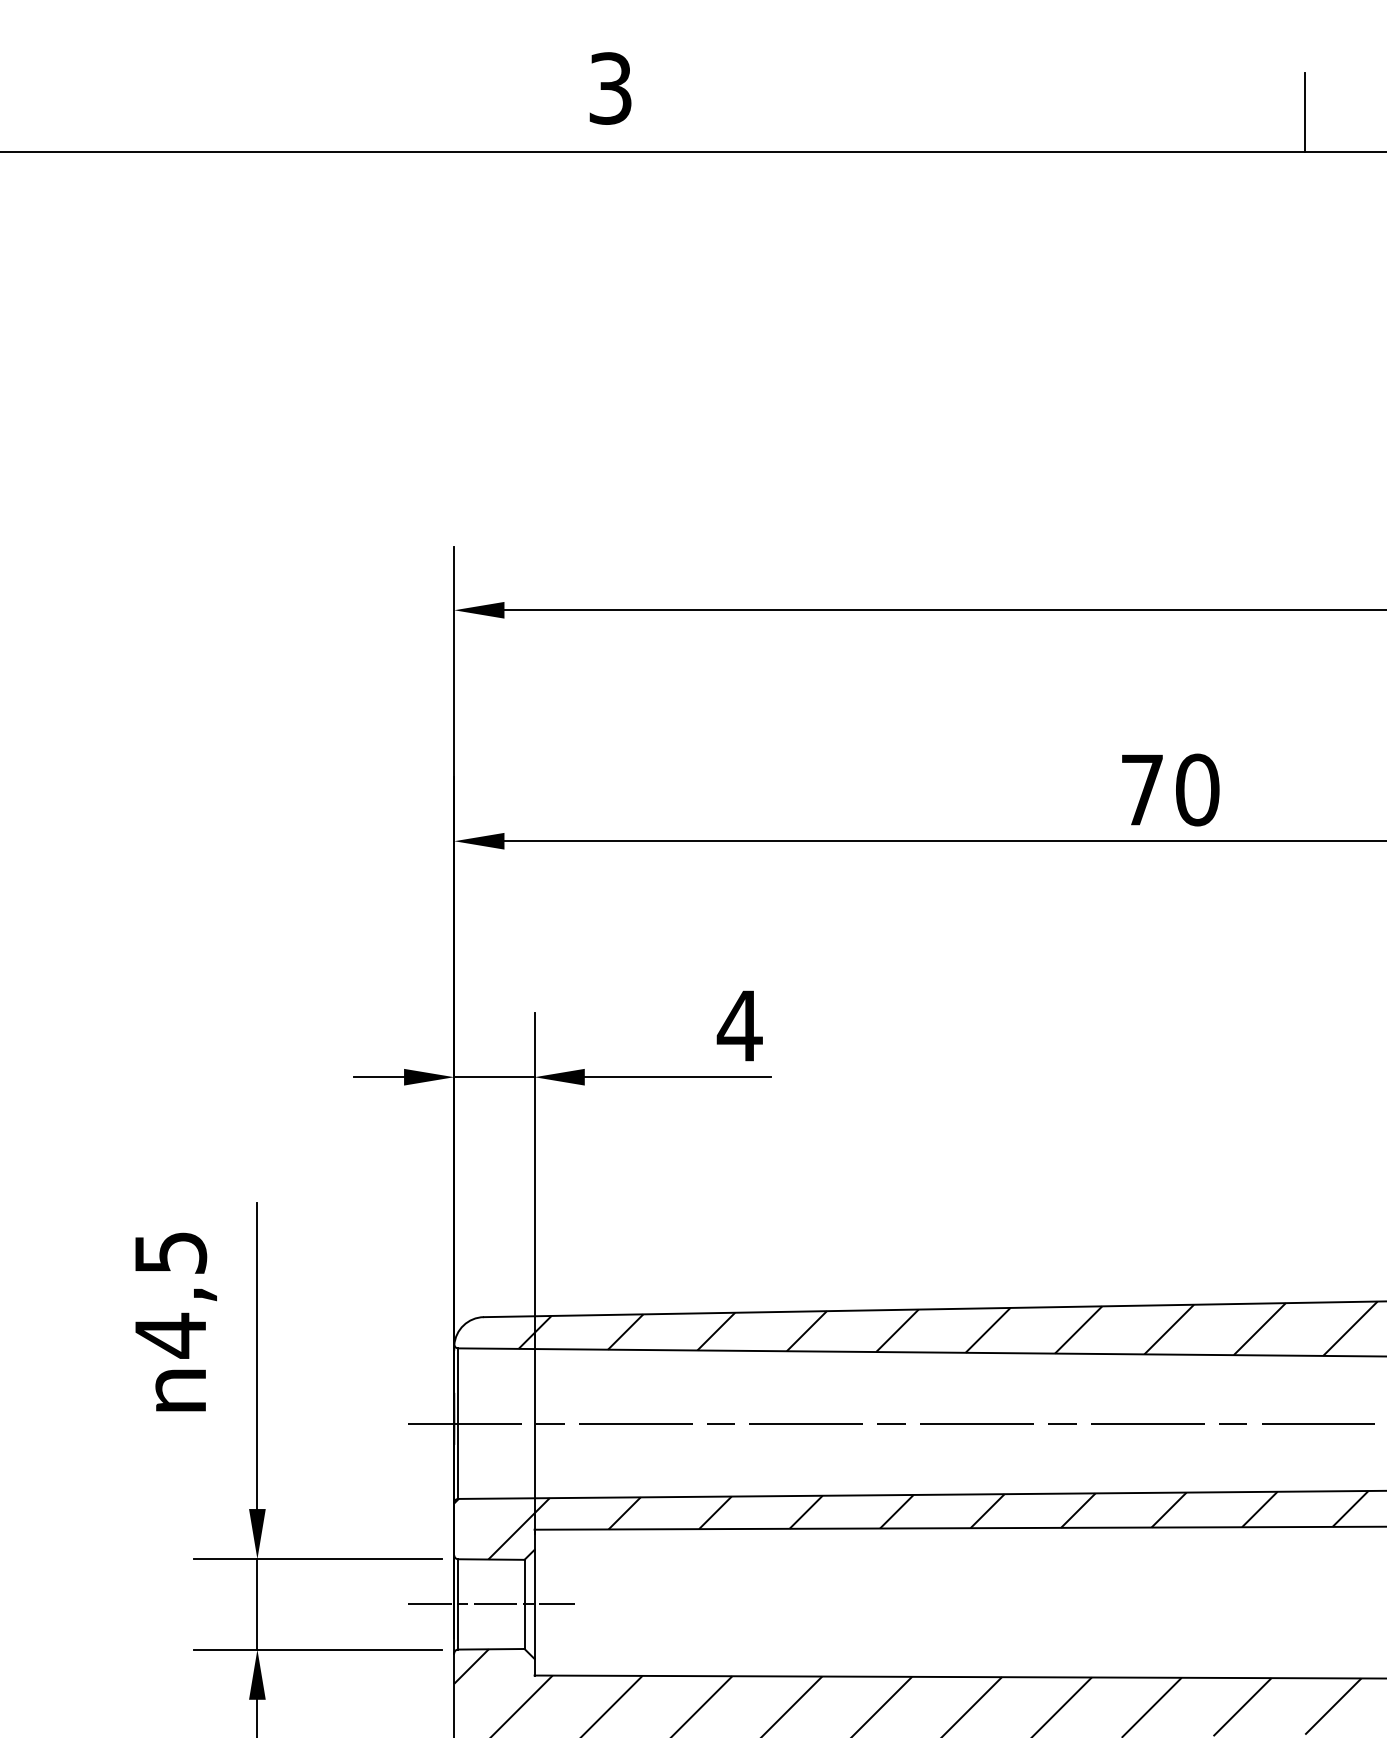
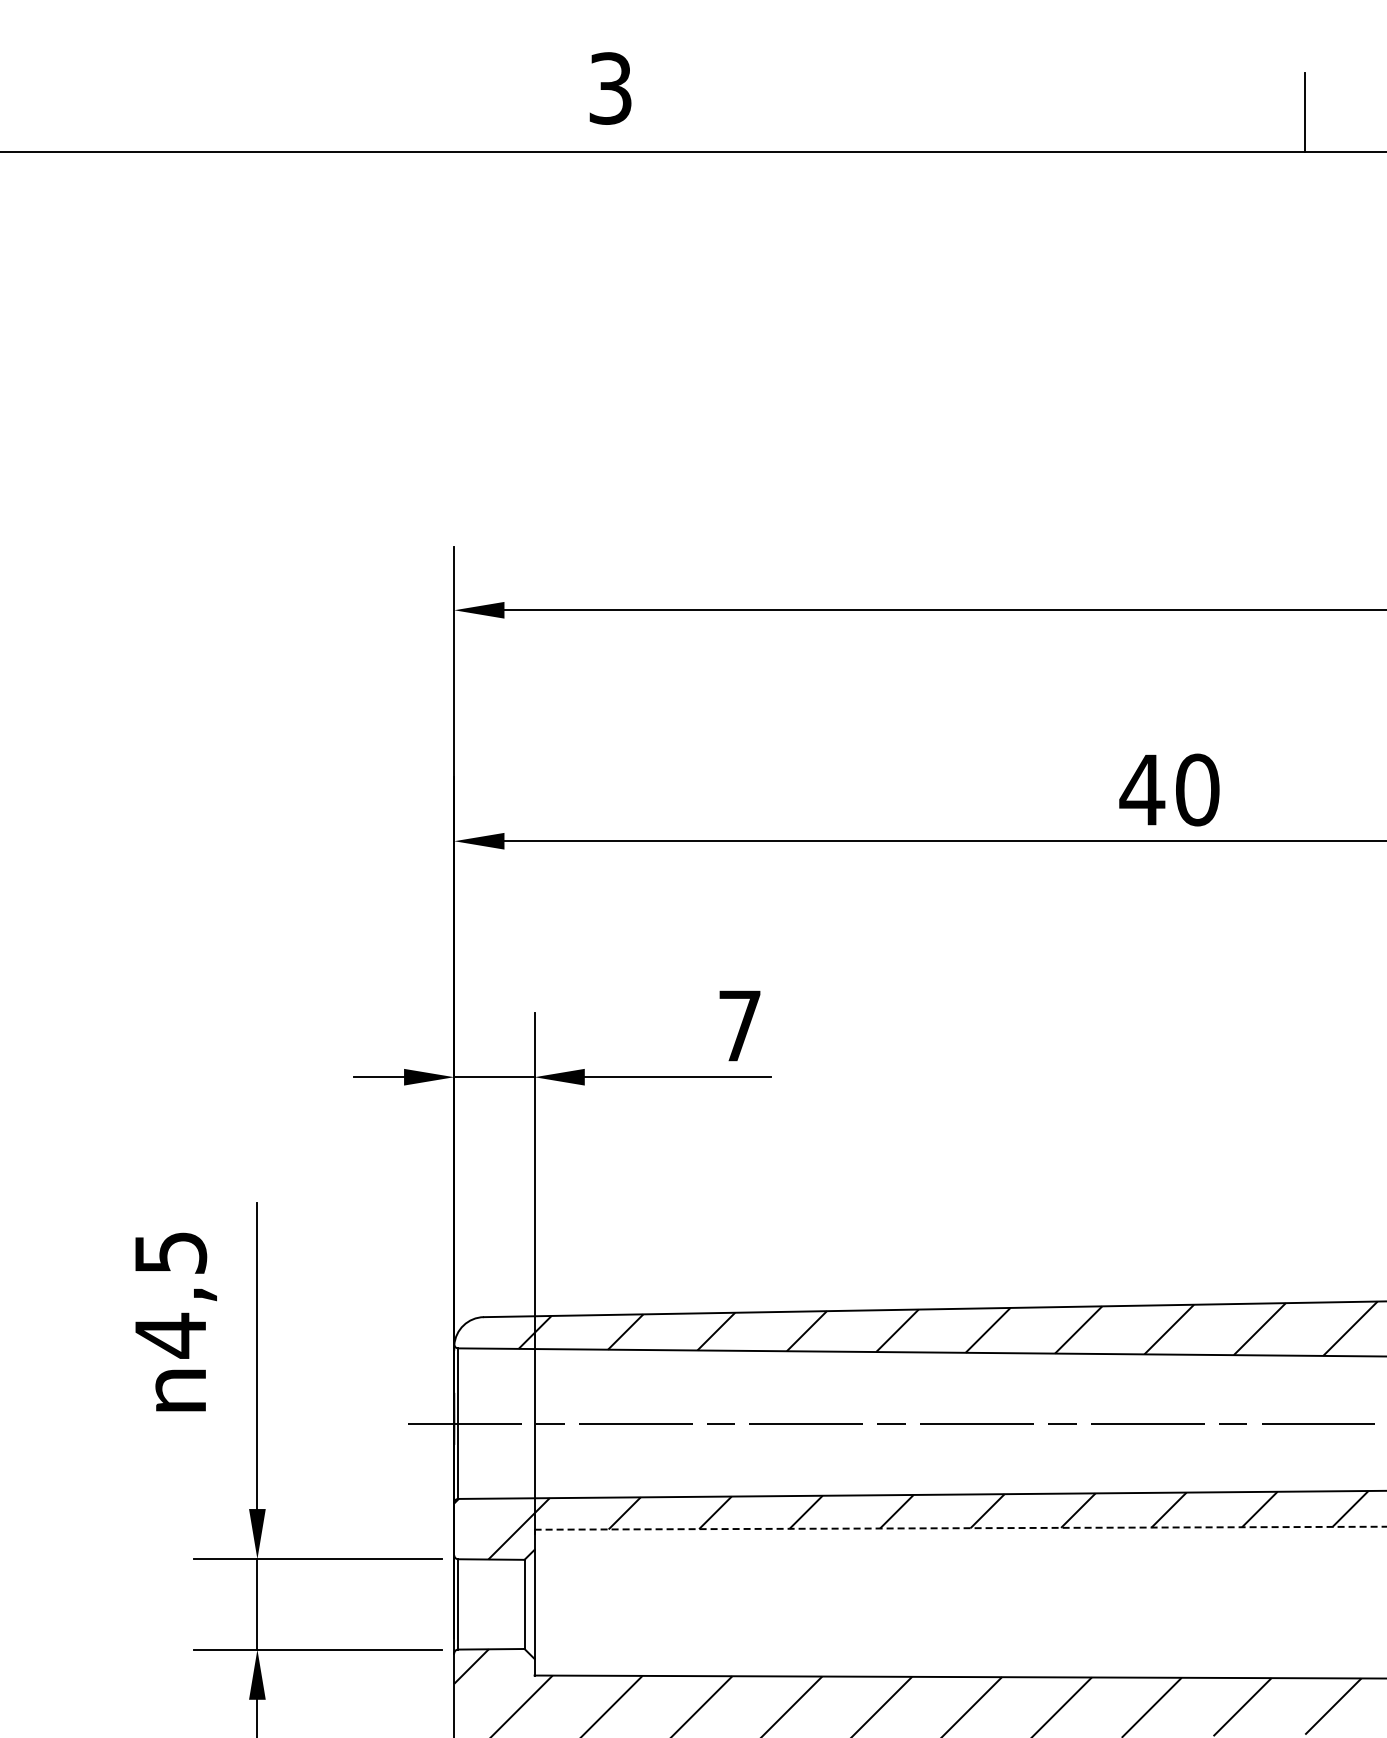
text: 70 -> 40 (1142, 789)
text: 4 -> 7 (739, 1025)
line: solid -> dashed (960, 1528)
line: present -> none (491, 1604)
